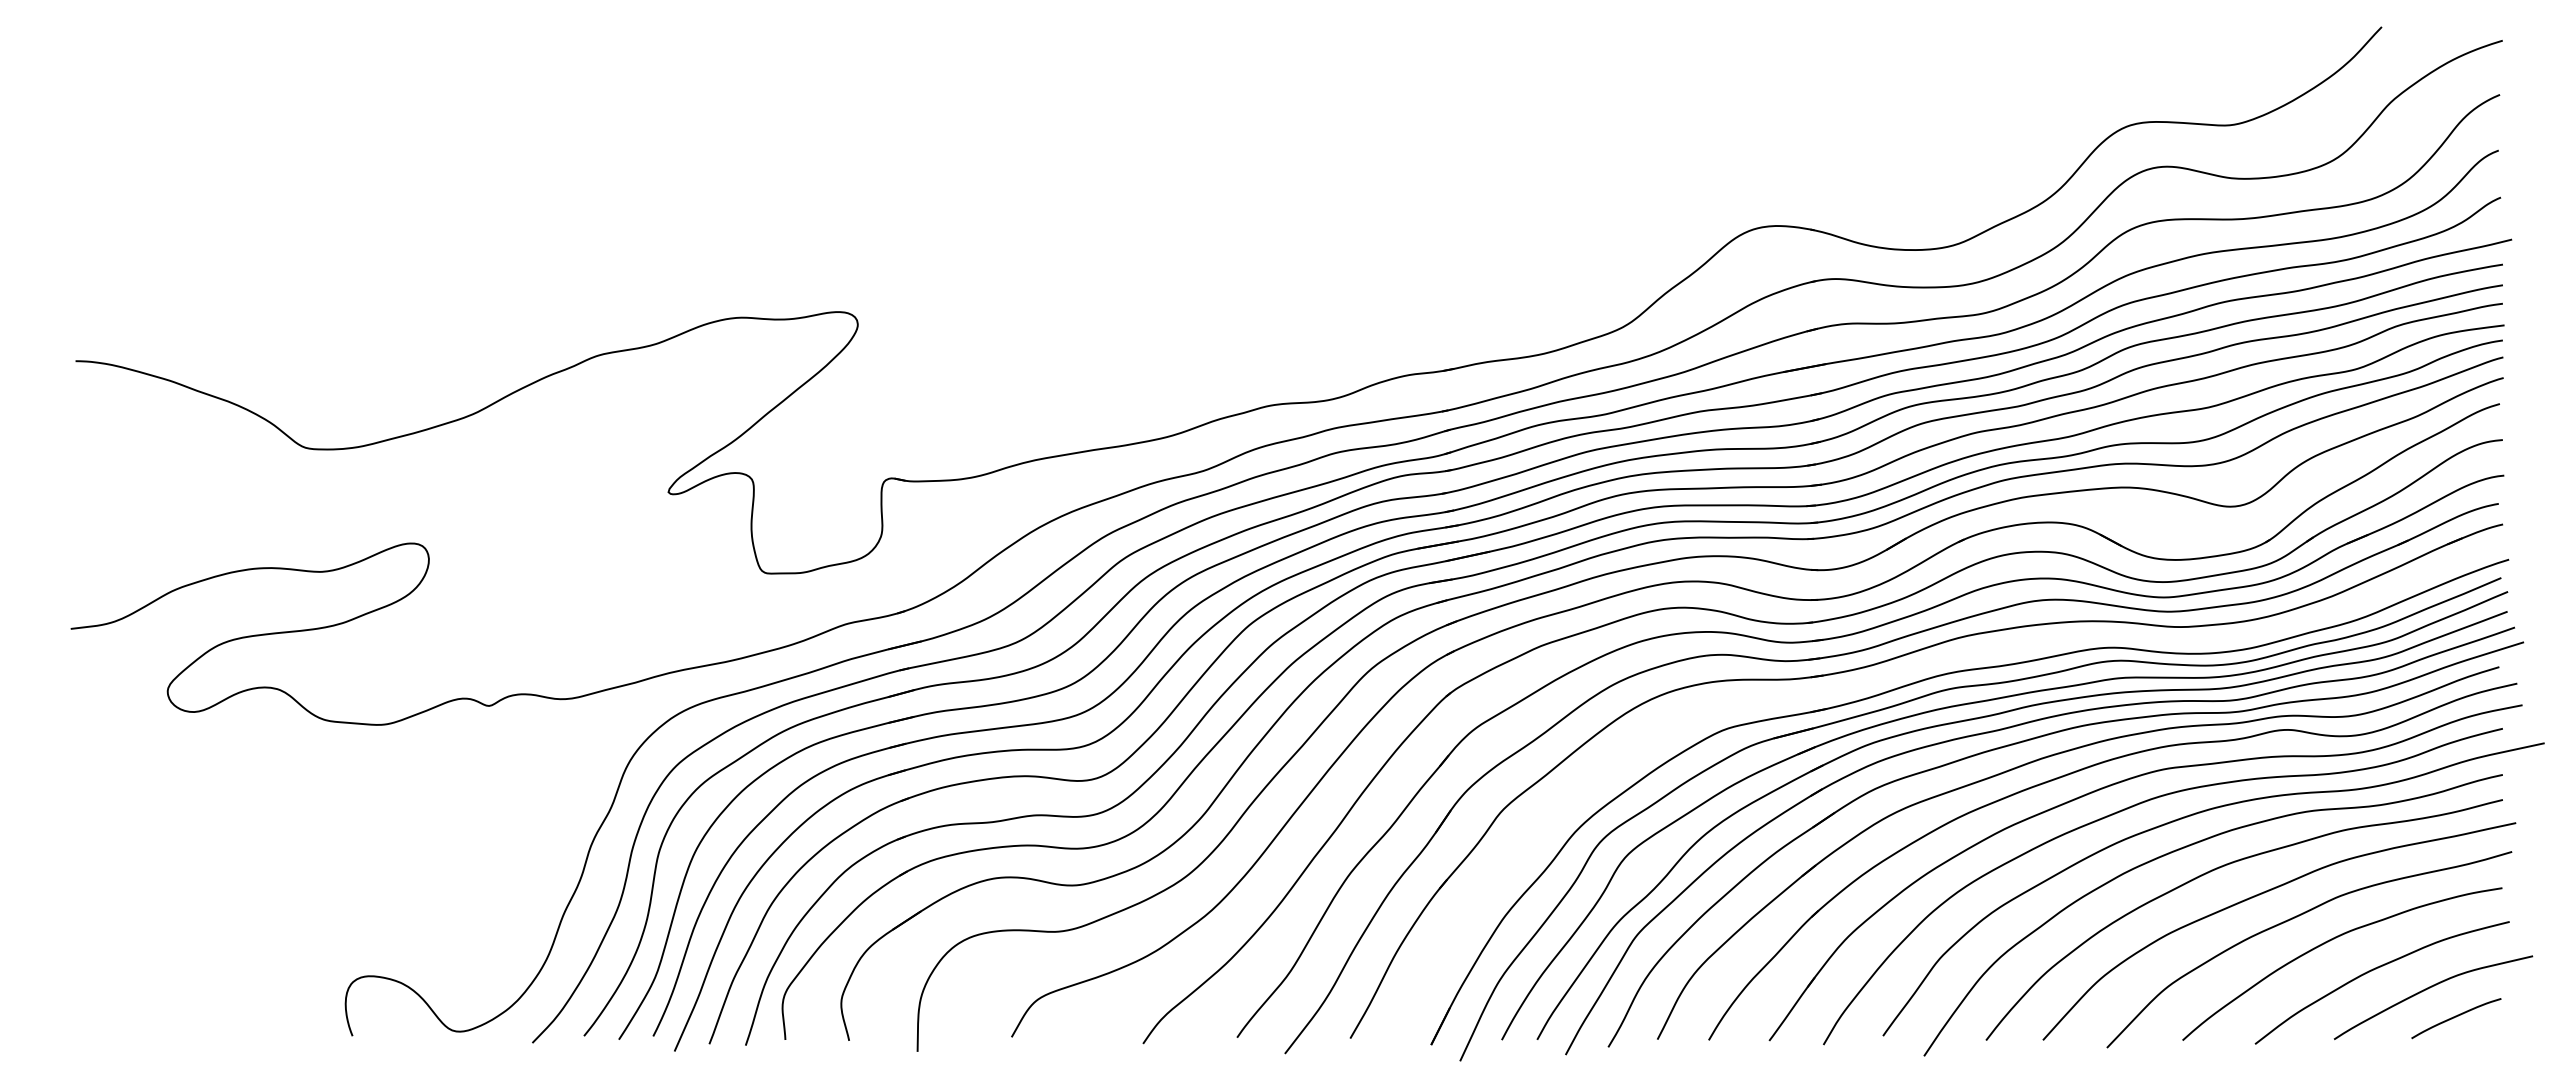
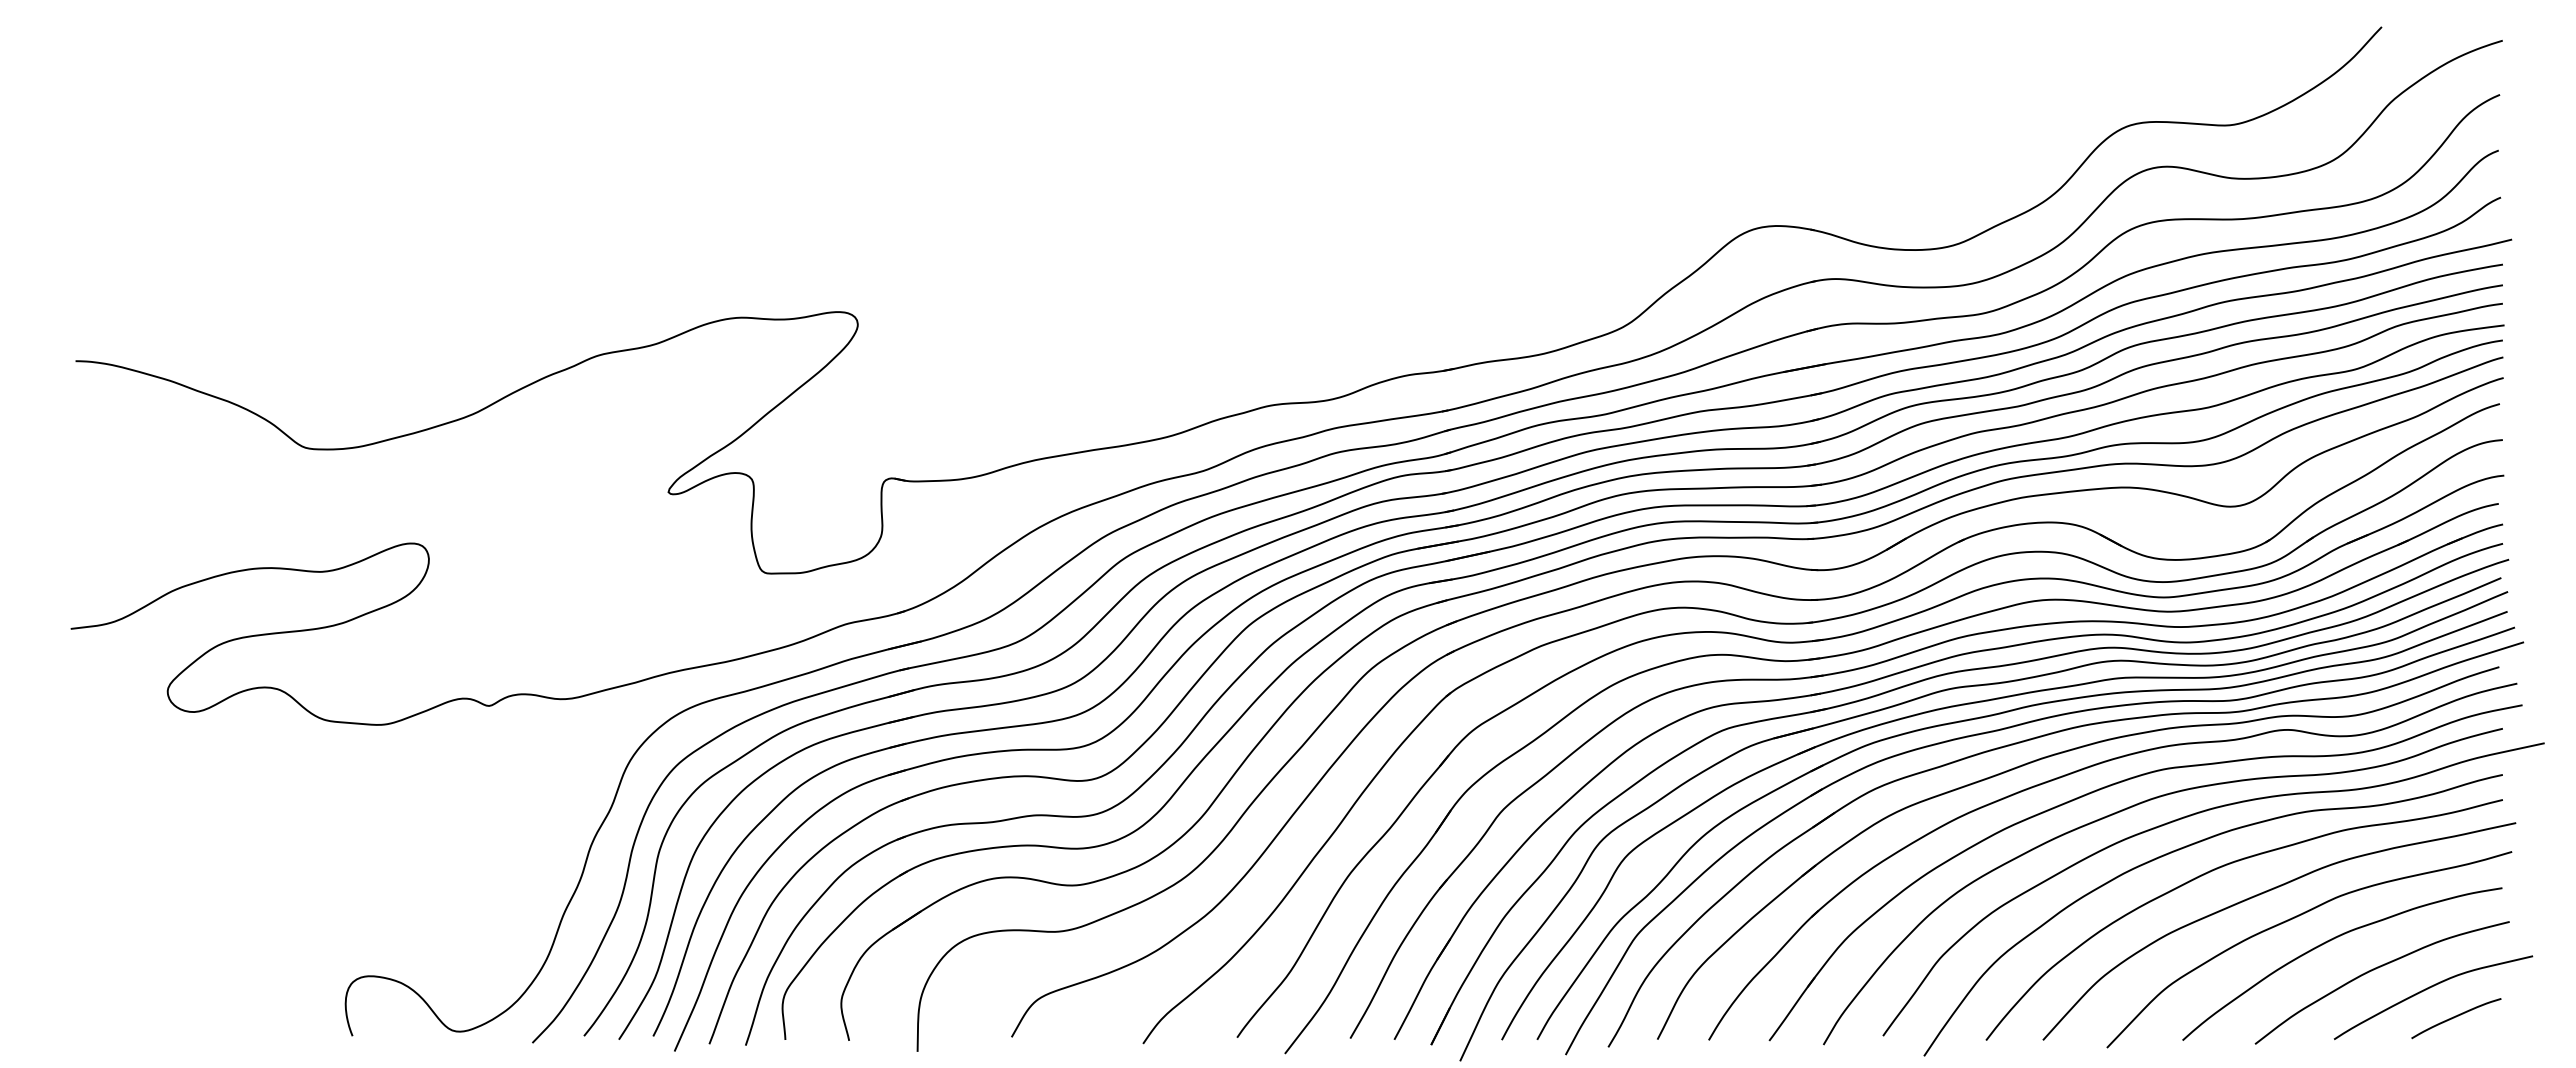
part: none -> present (1914, 669)
